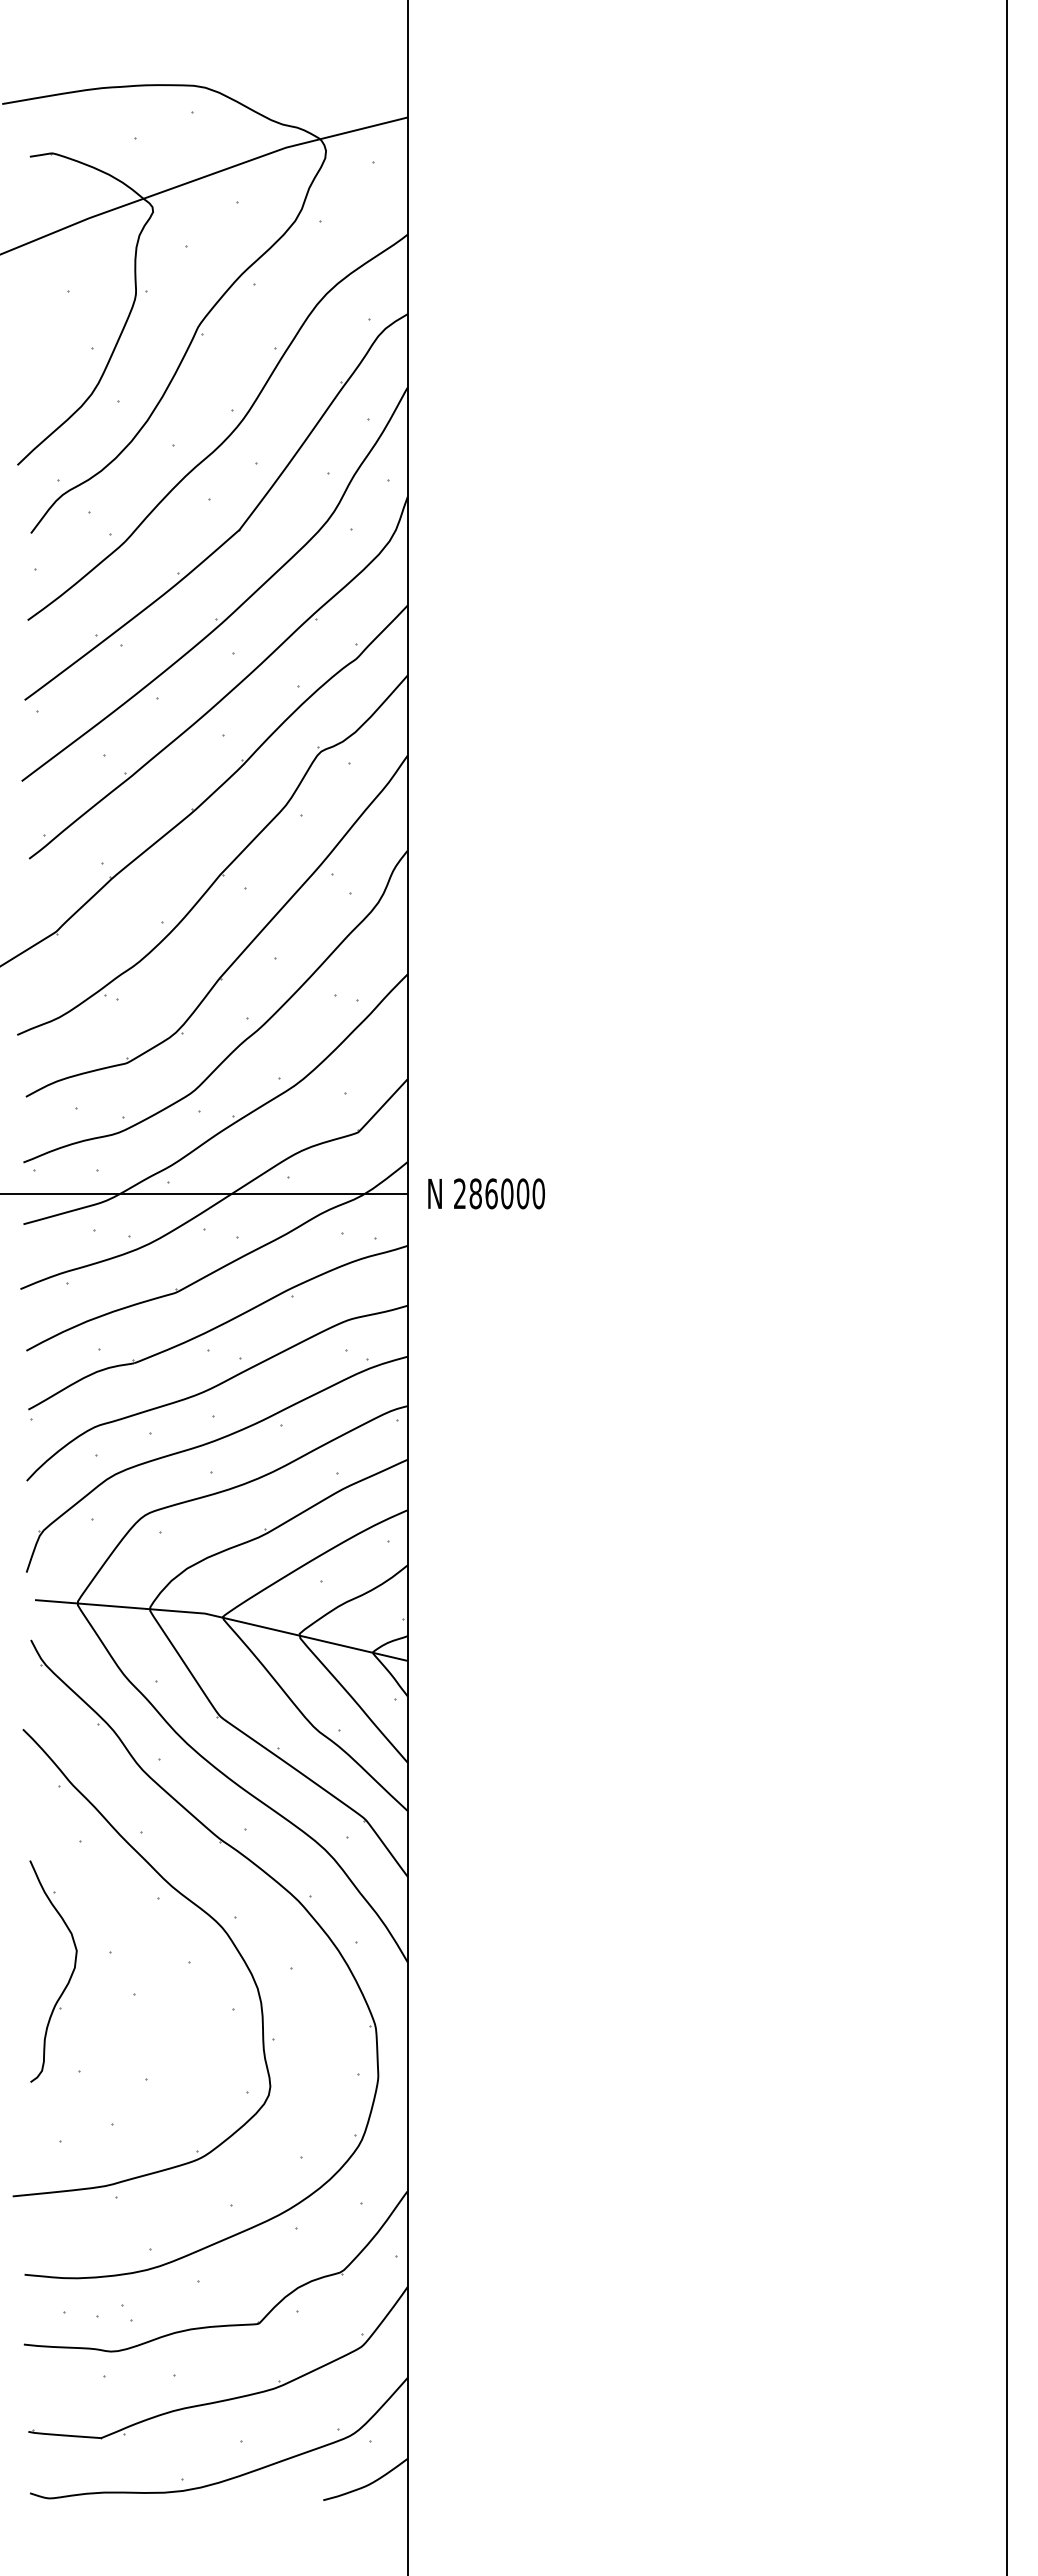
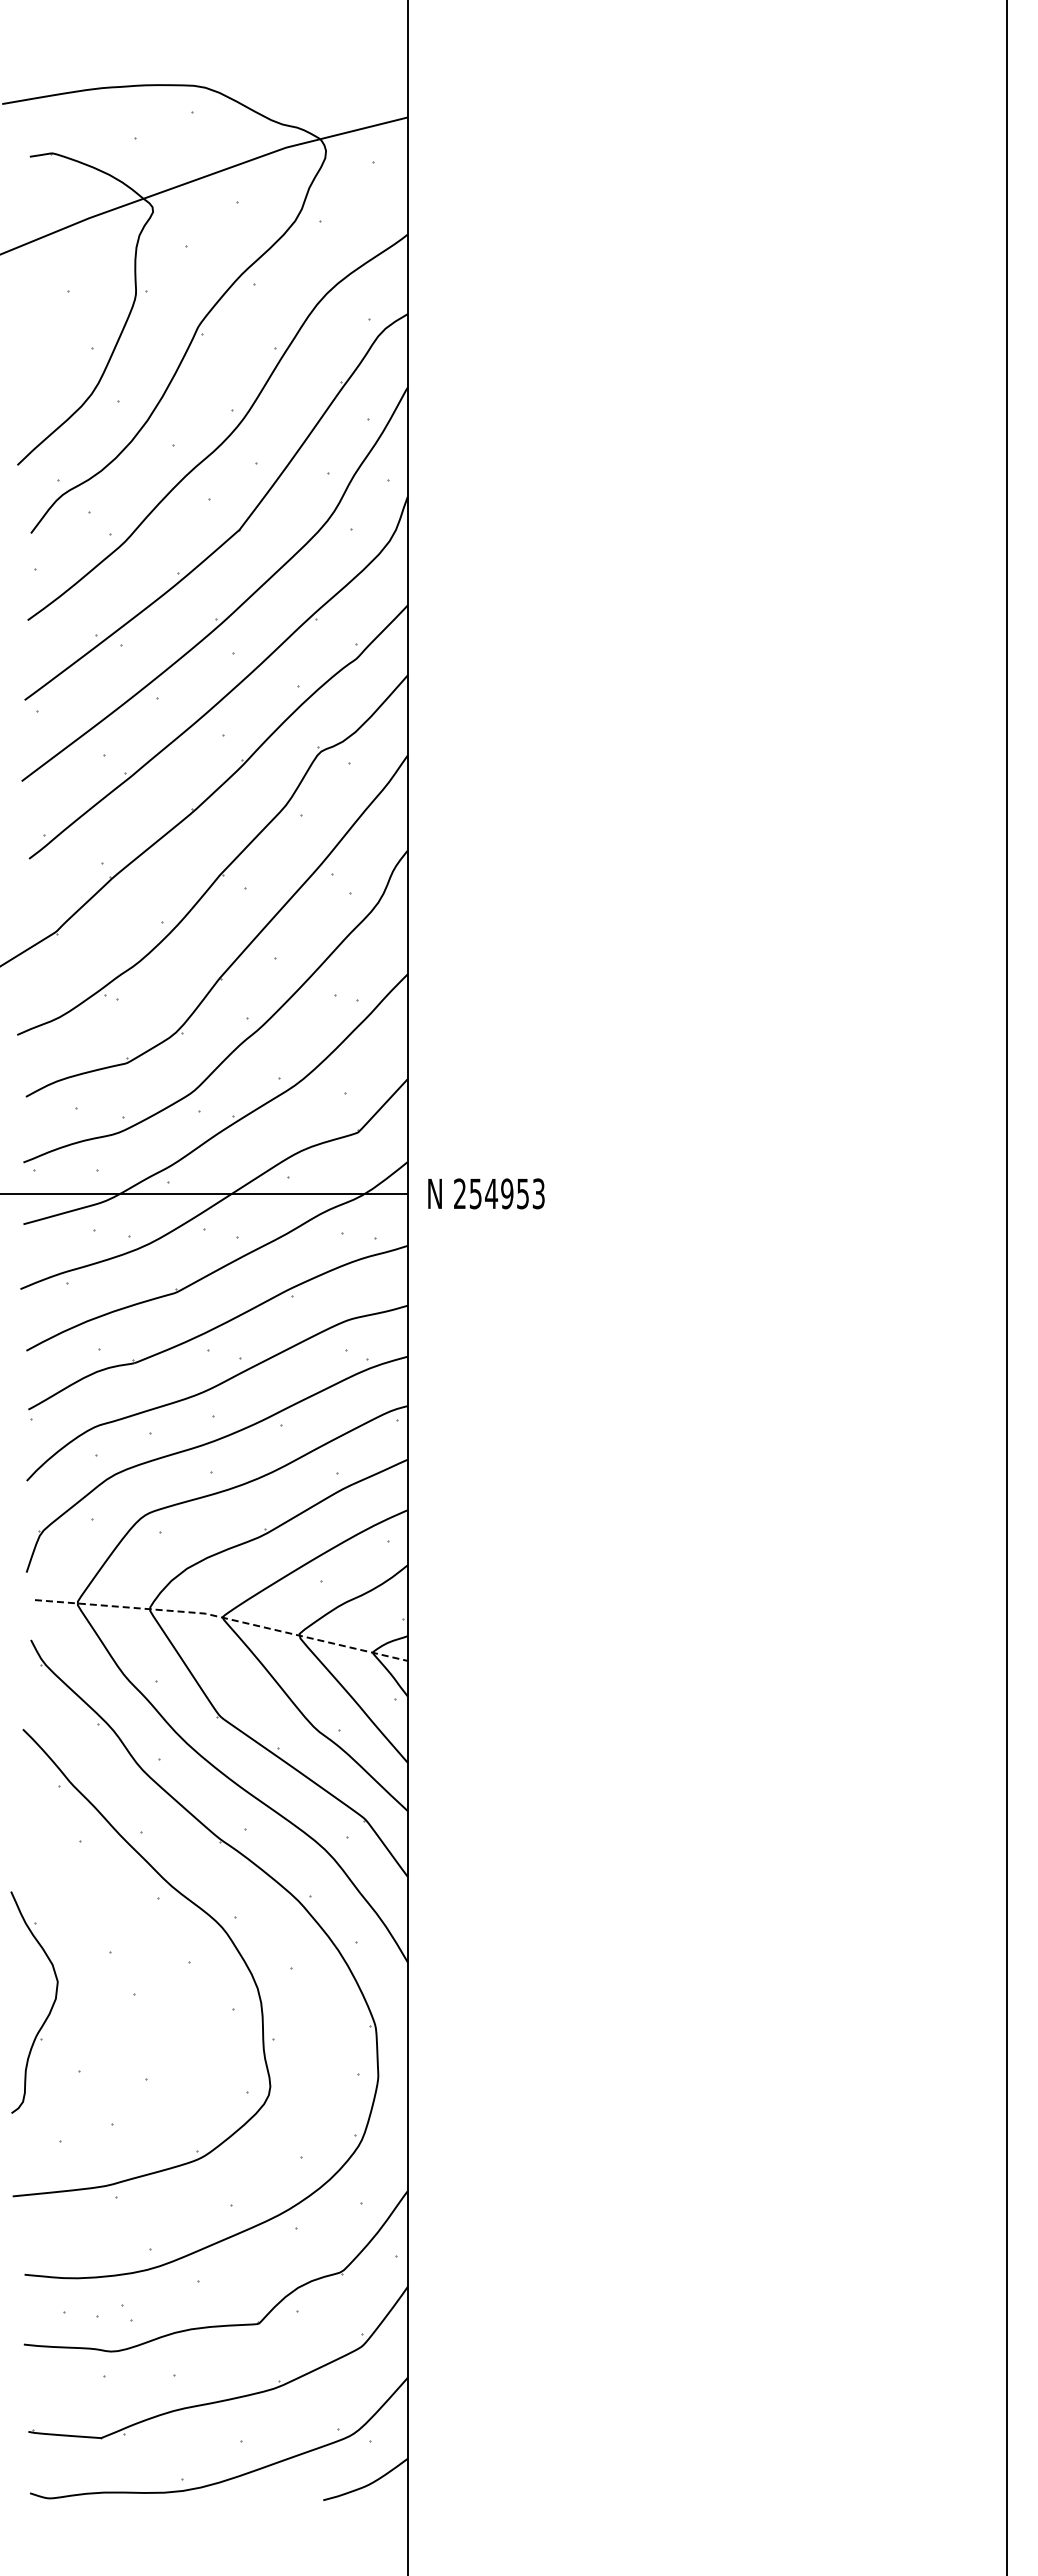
text: 286000 -> 254953 (506, 1193)
line: solid -> dashed (223, 1617)
part position: (69, 1977) -> (50, 2008) (50, 2008)
